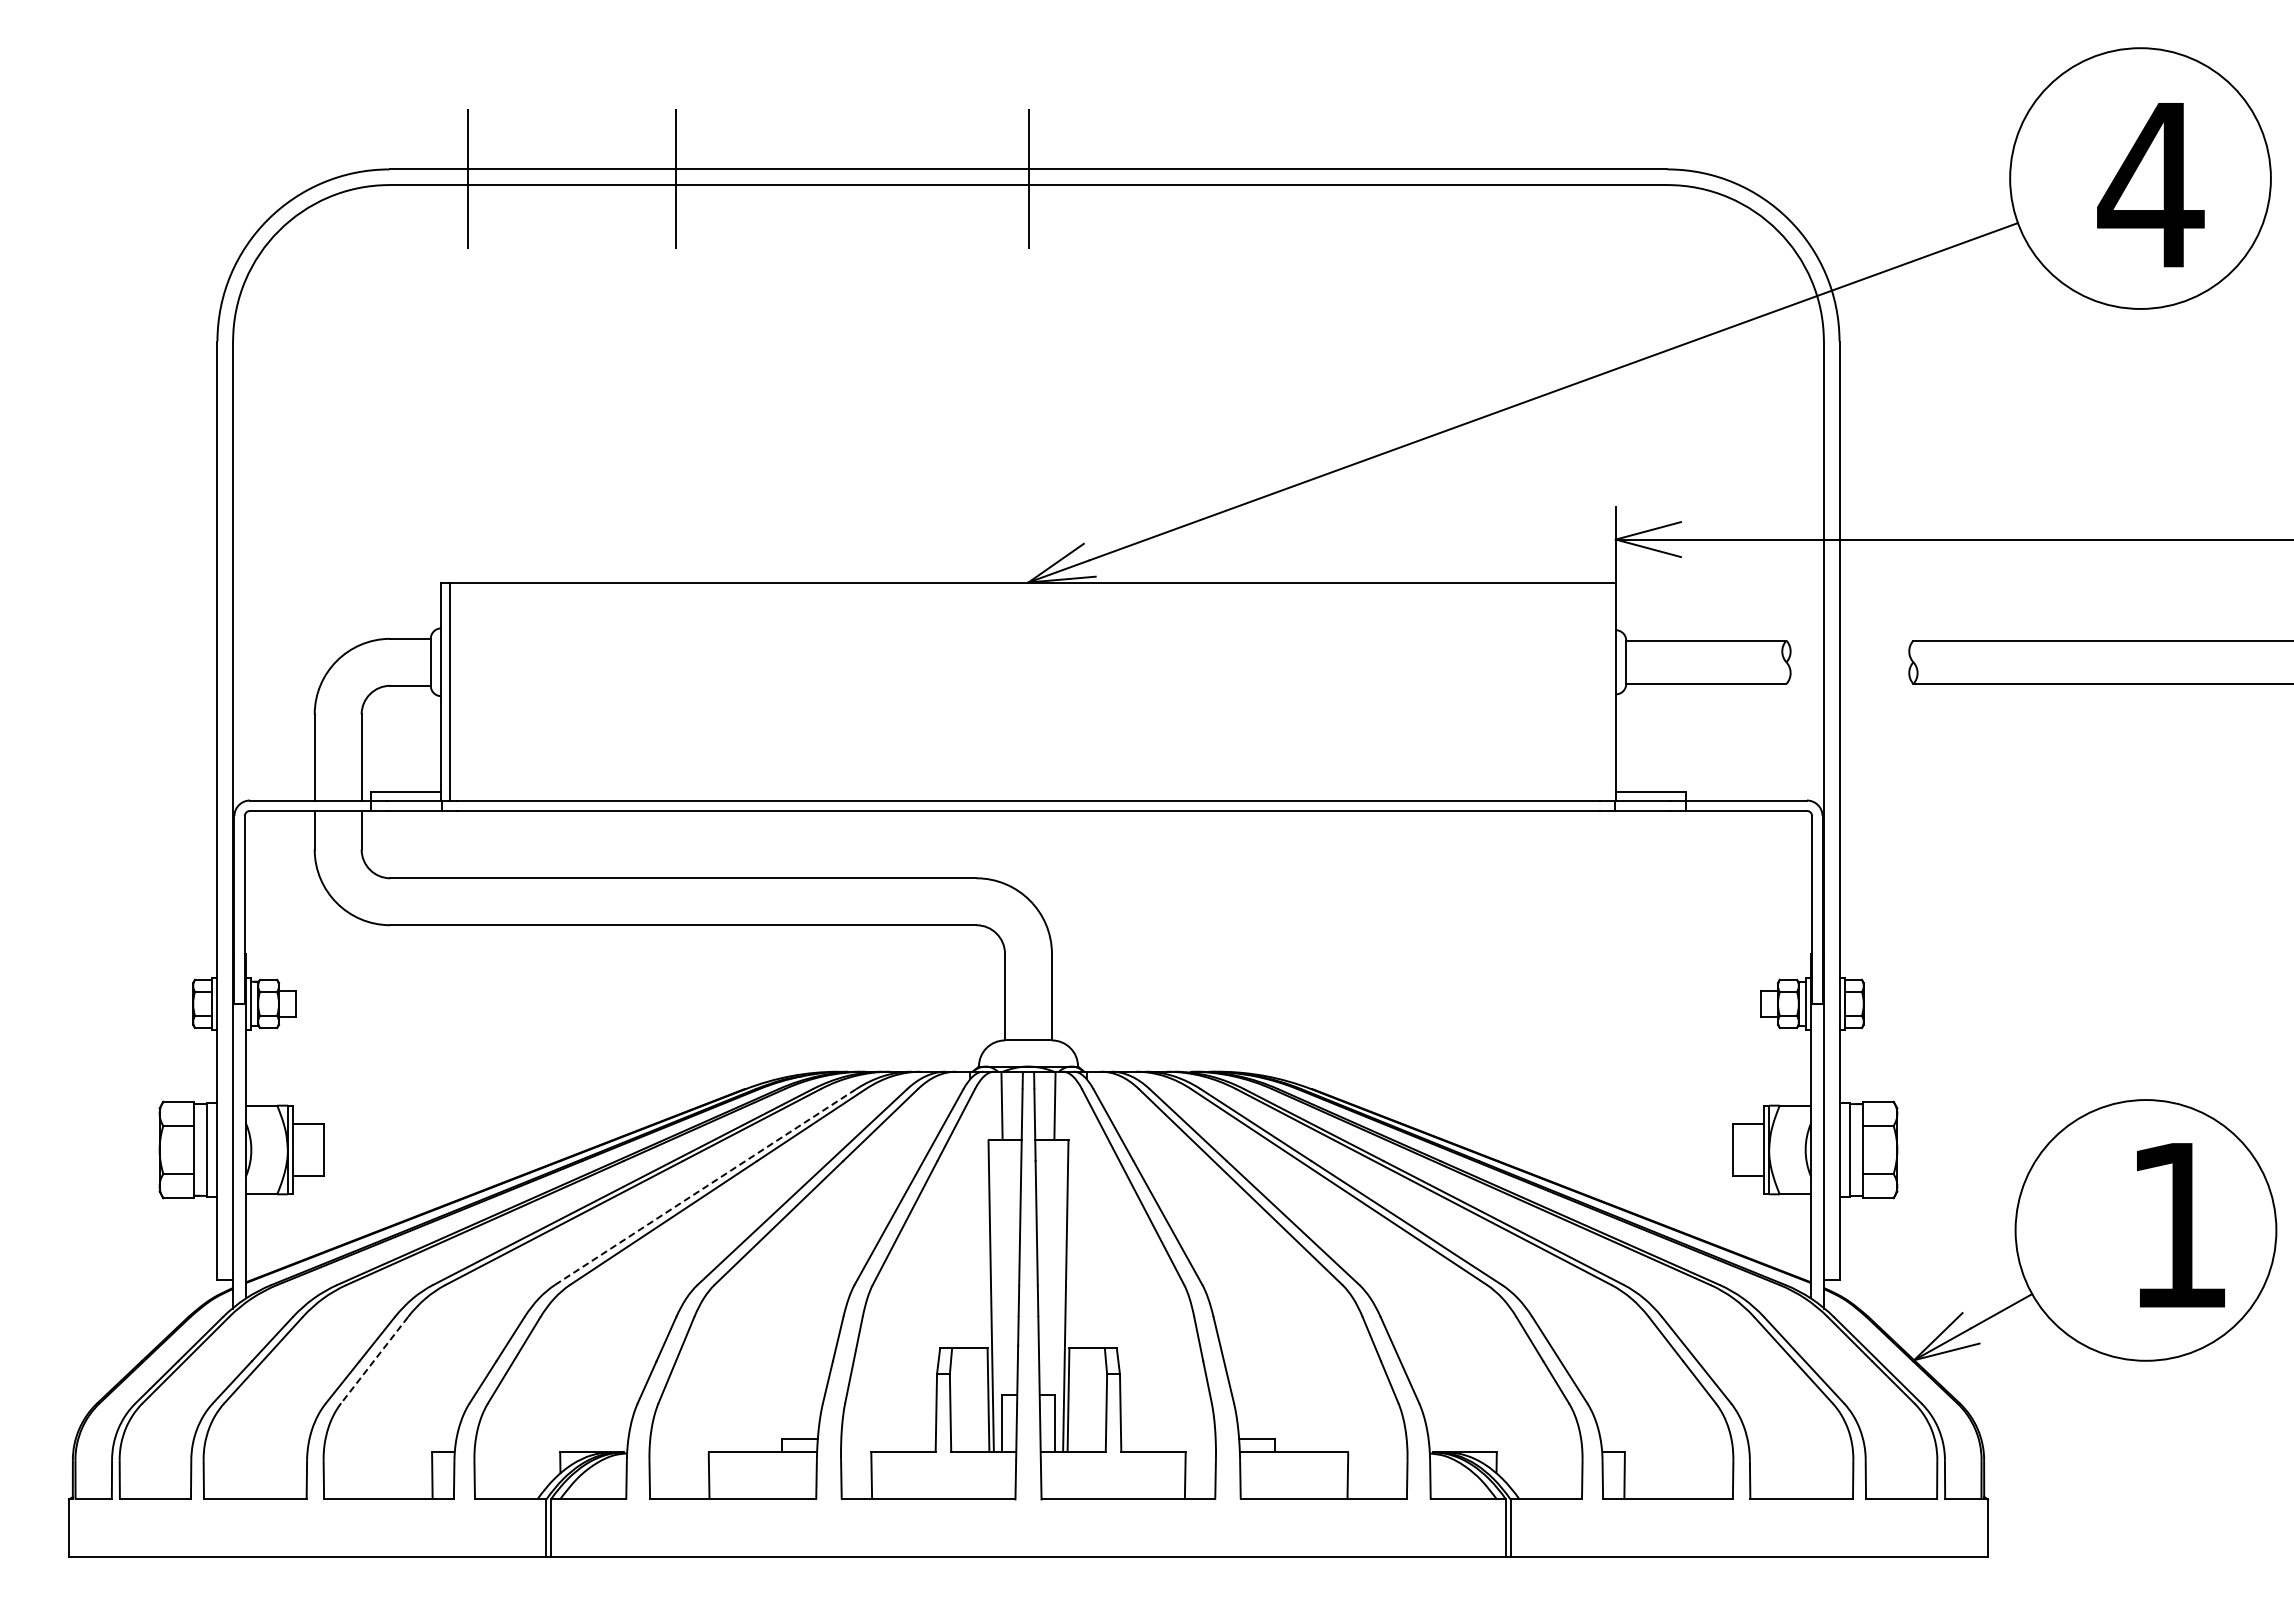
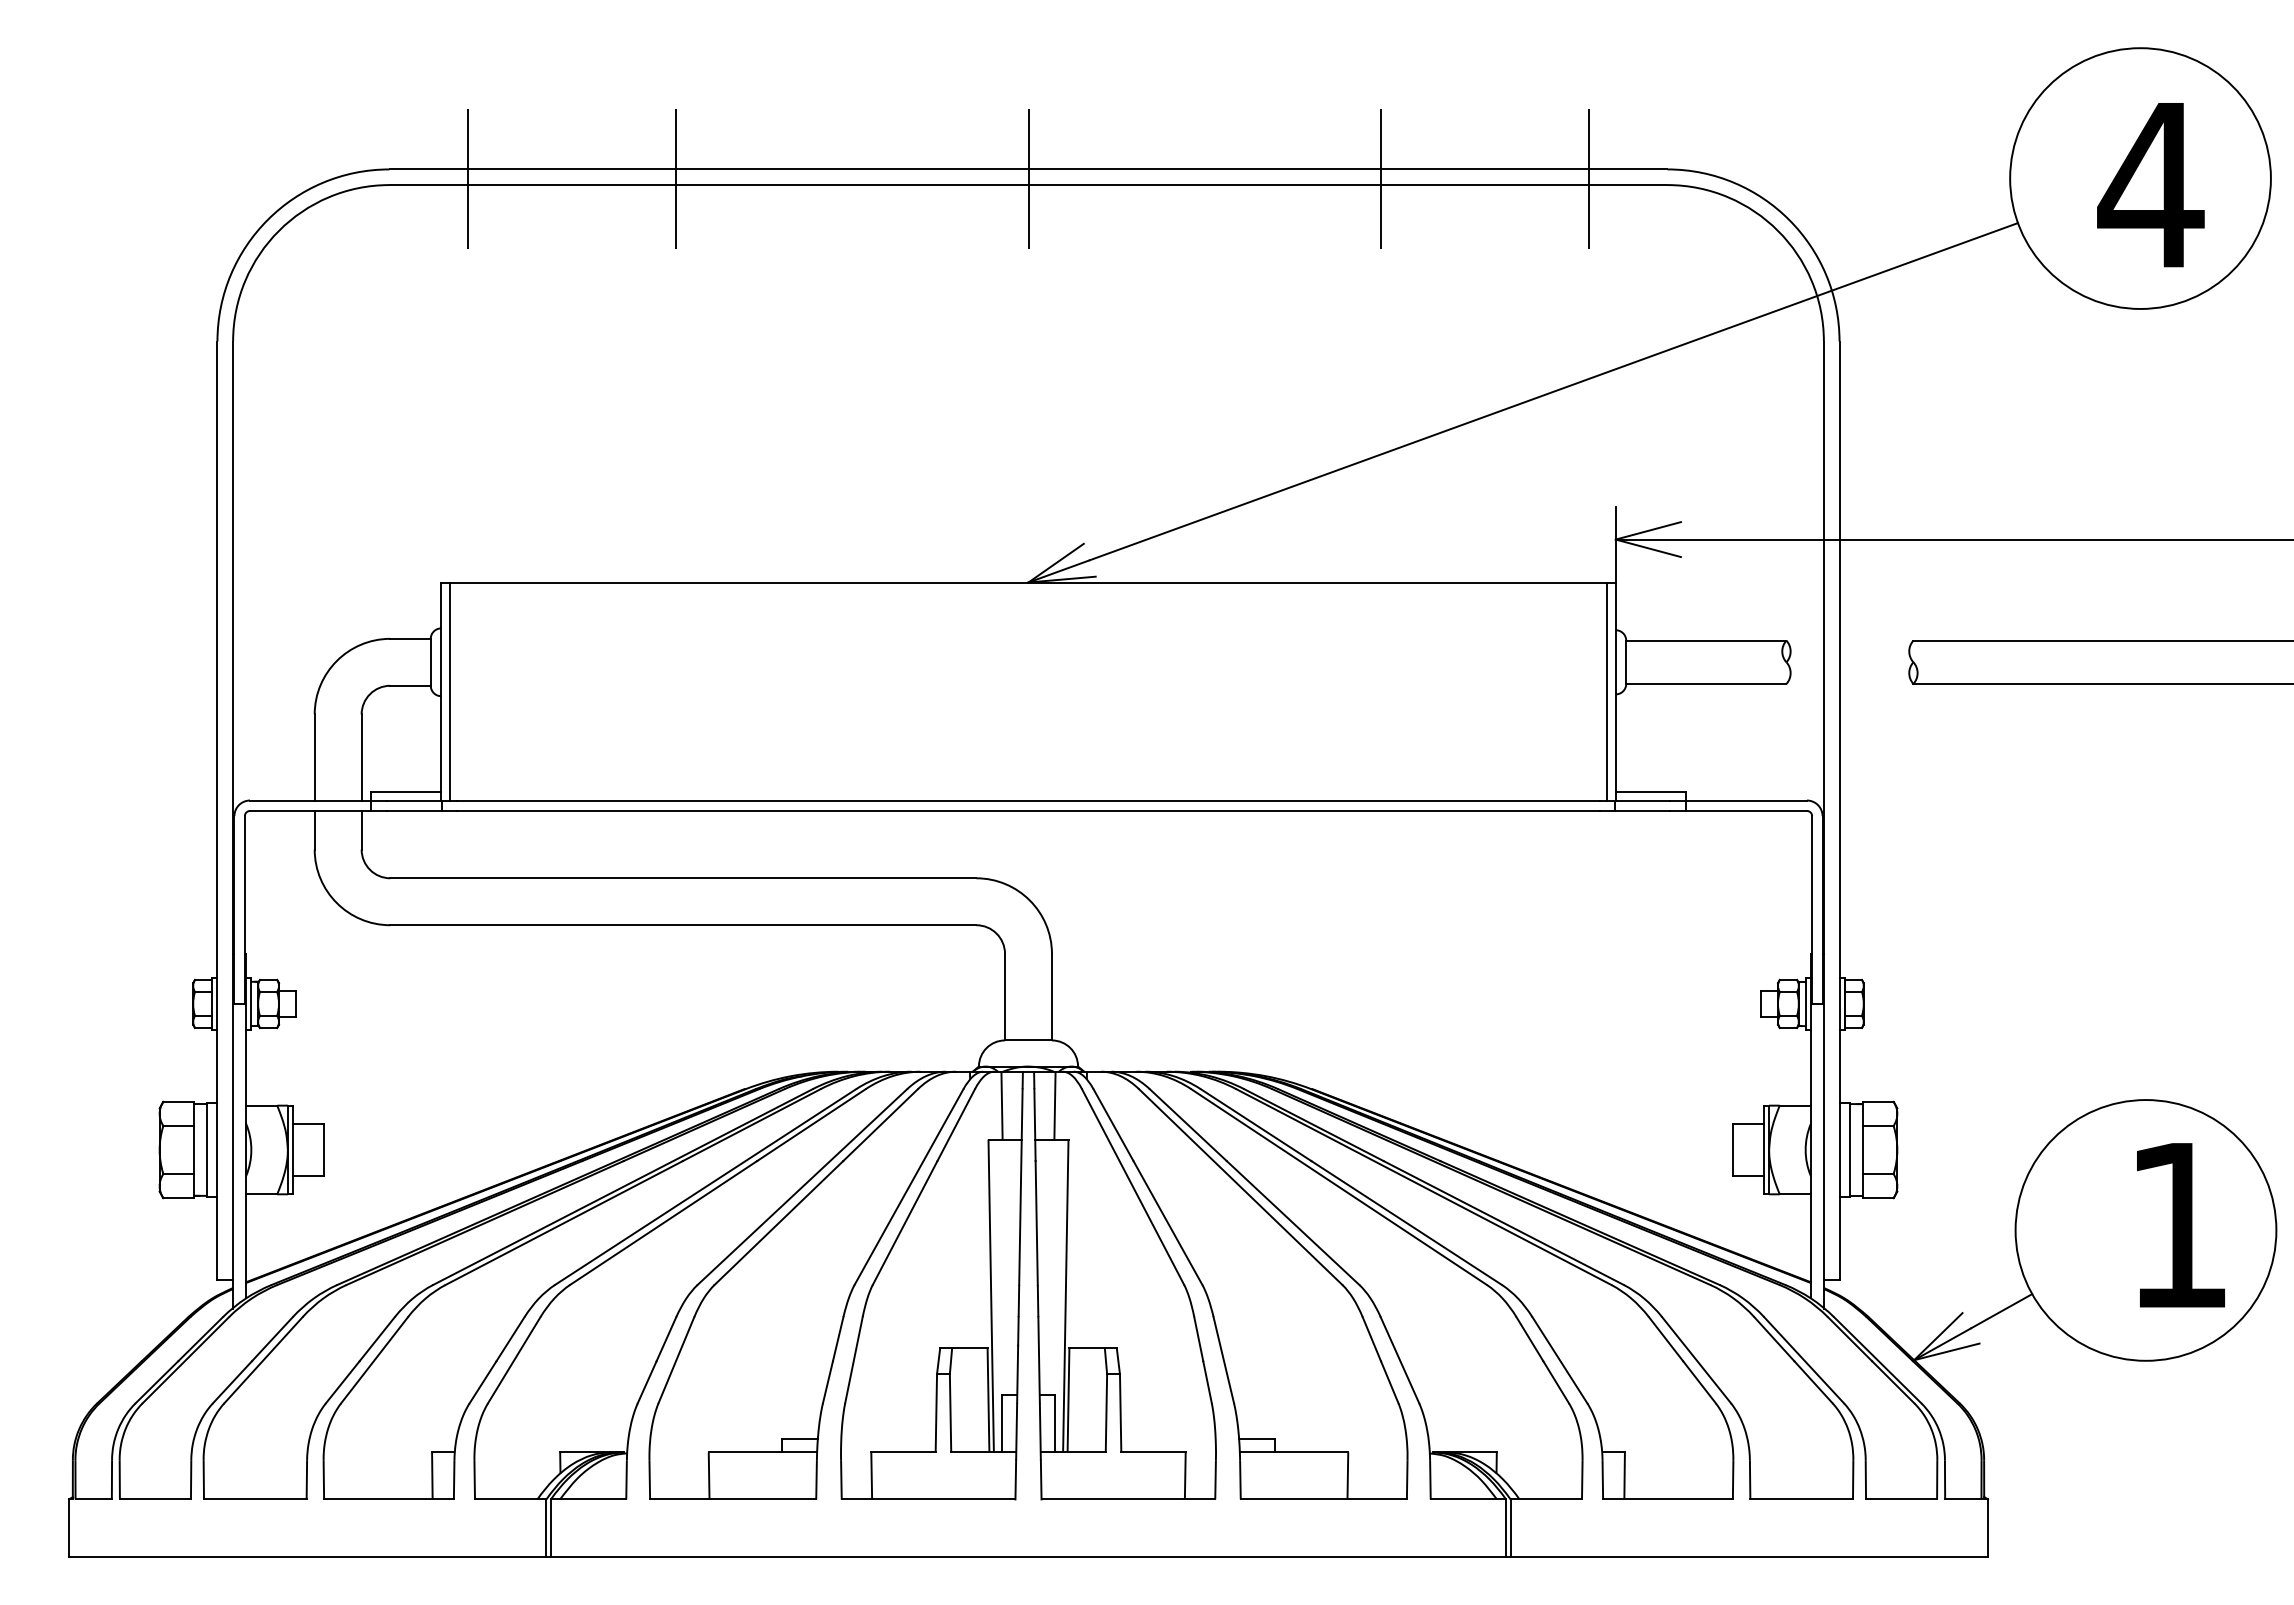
line: none -> present (1380, 178)
line: none -> present (1589, 178)
line: none -> present (1607, 691)
line: dashed -> solid (705, 1187)
line: dashed -> solid (374, 1360)
